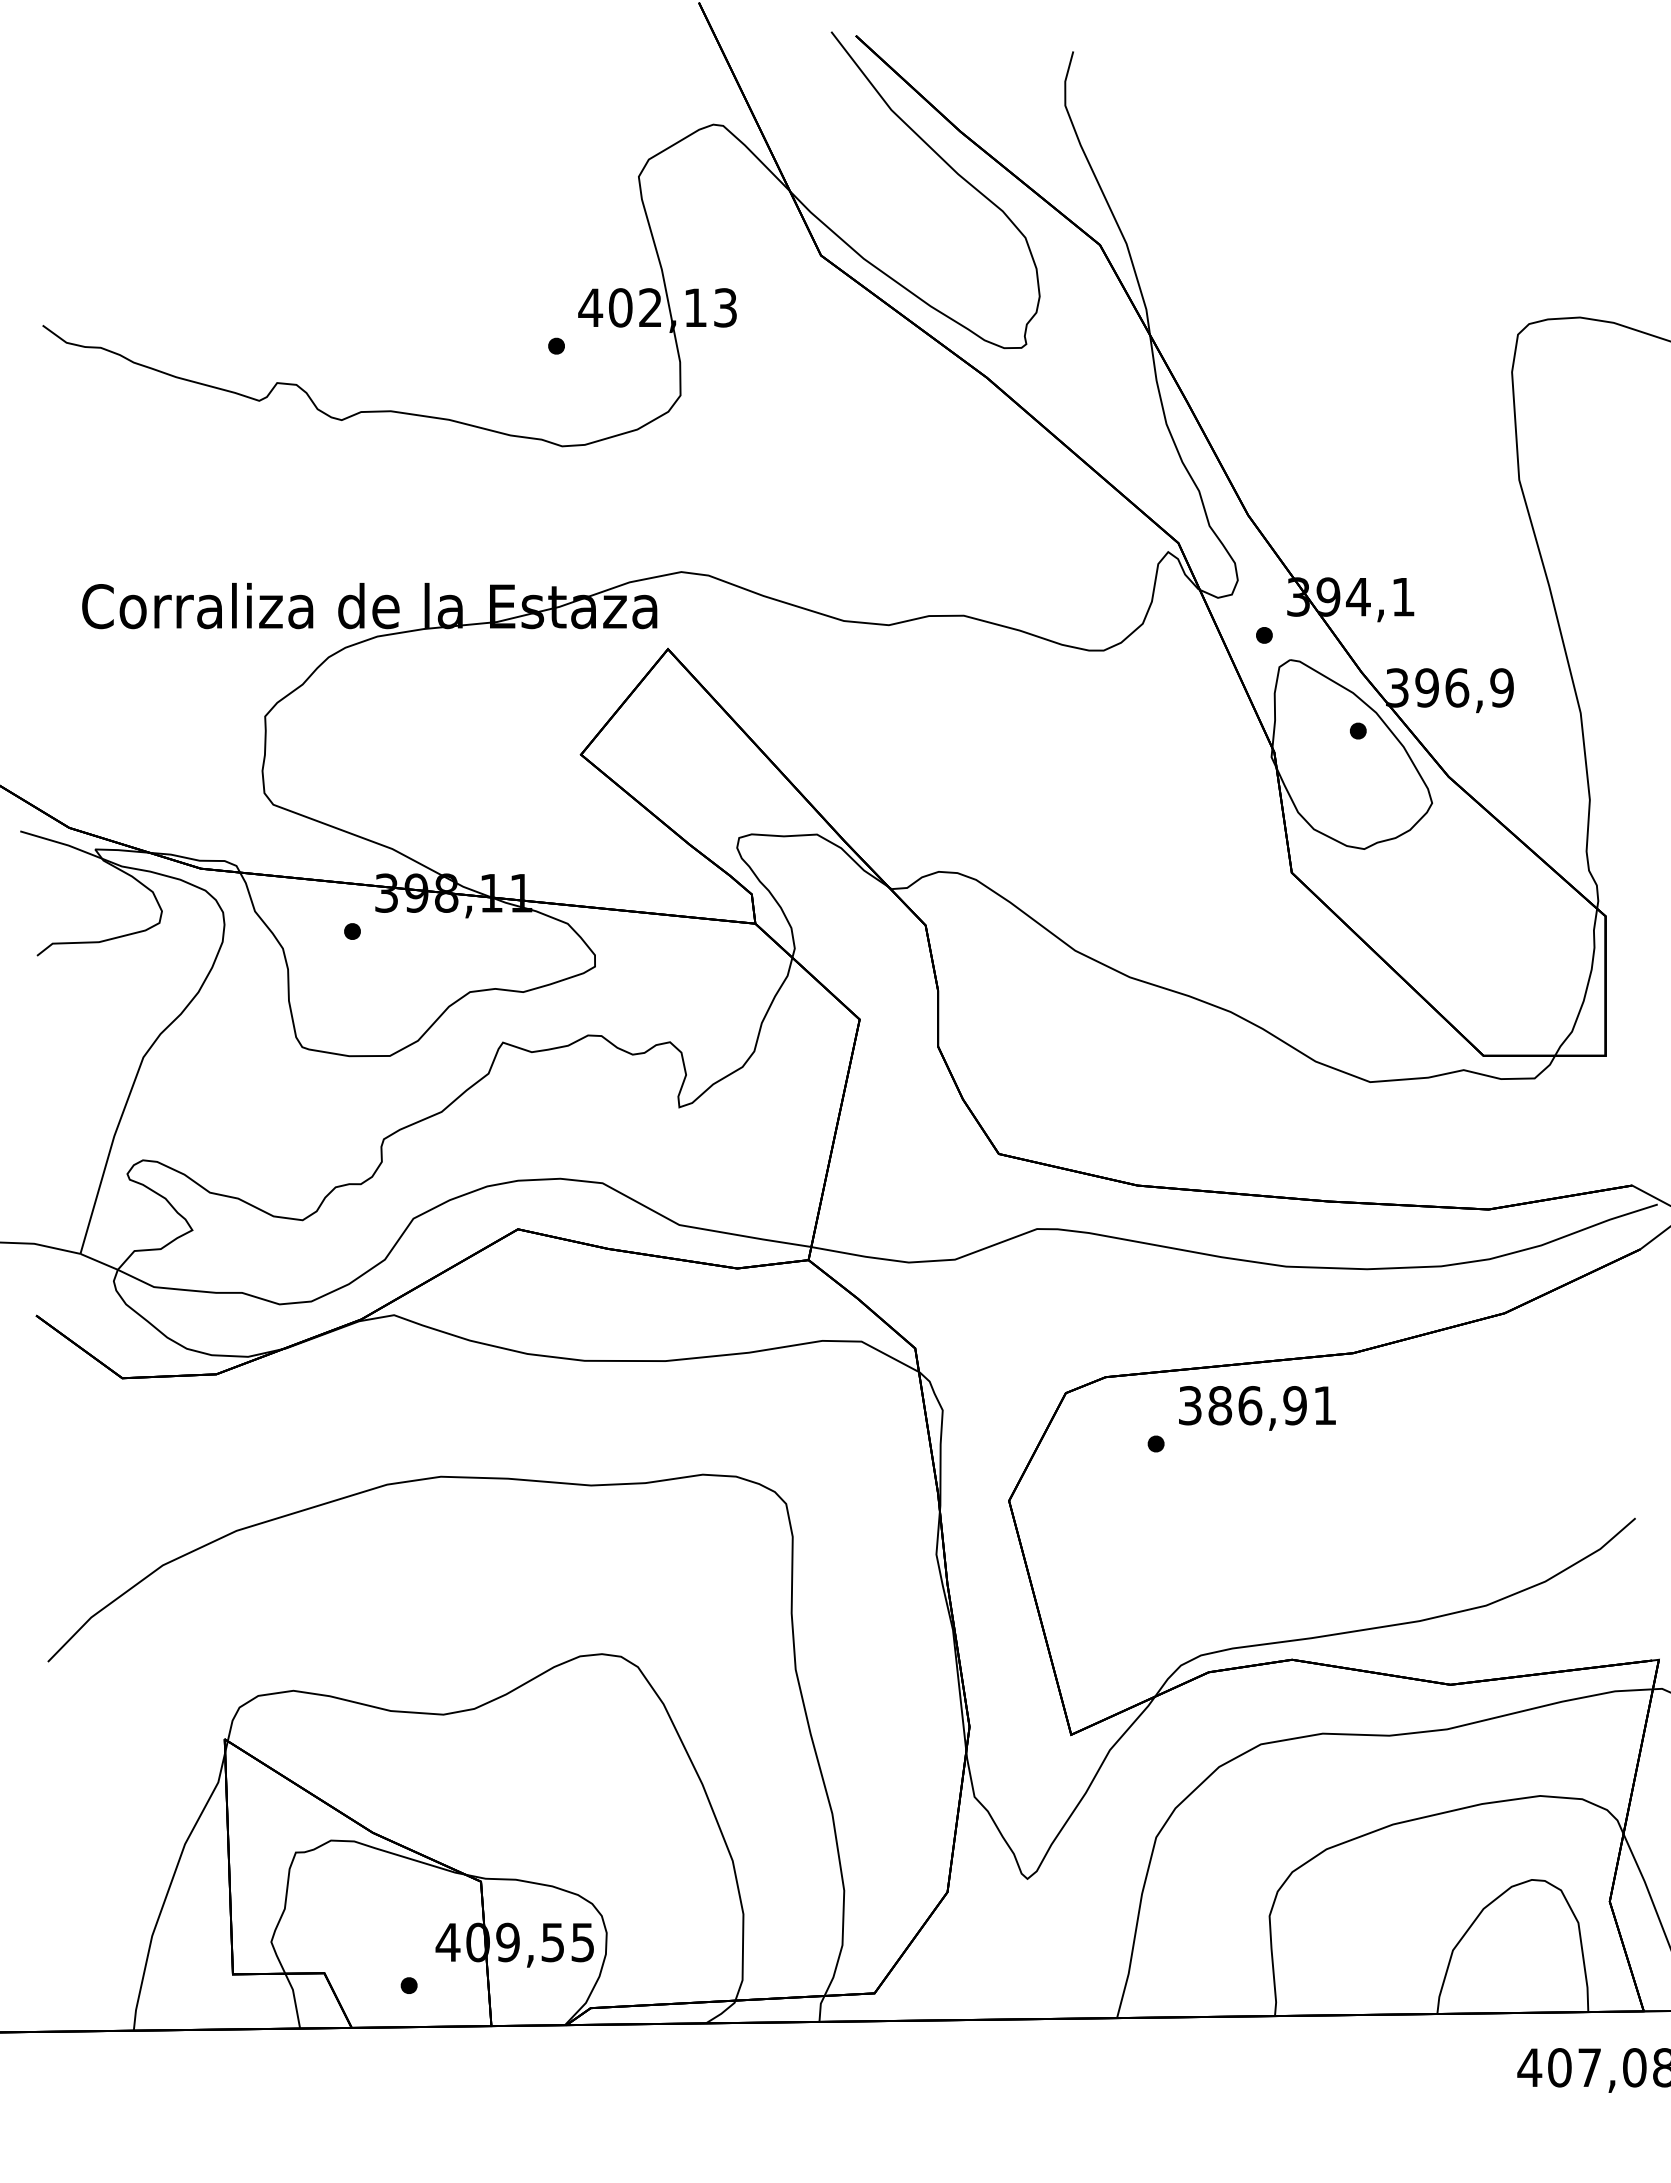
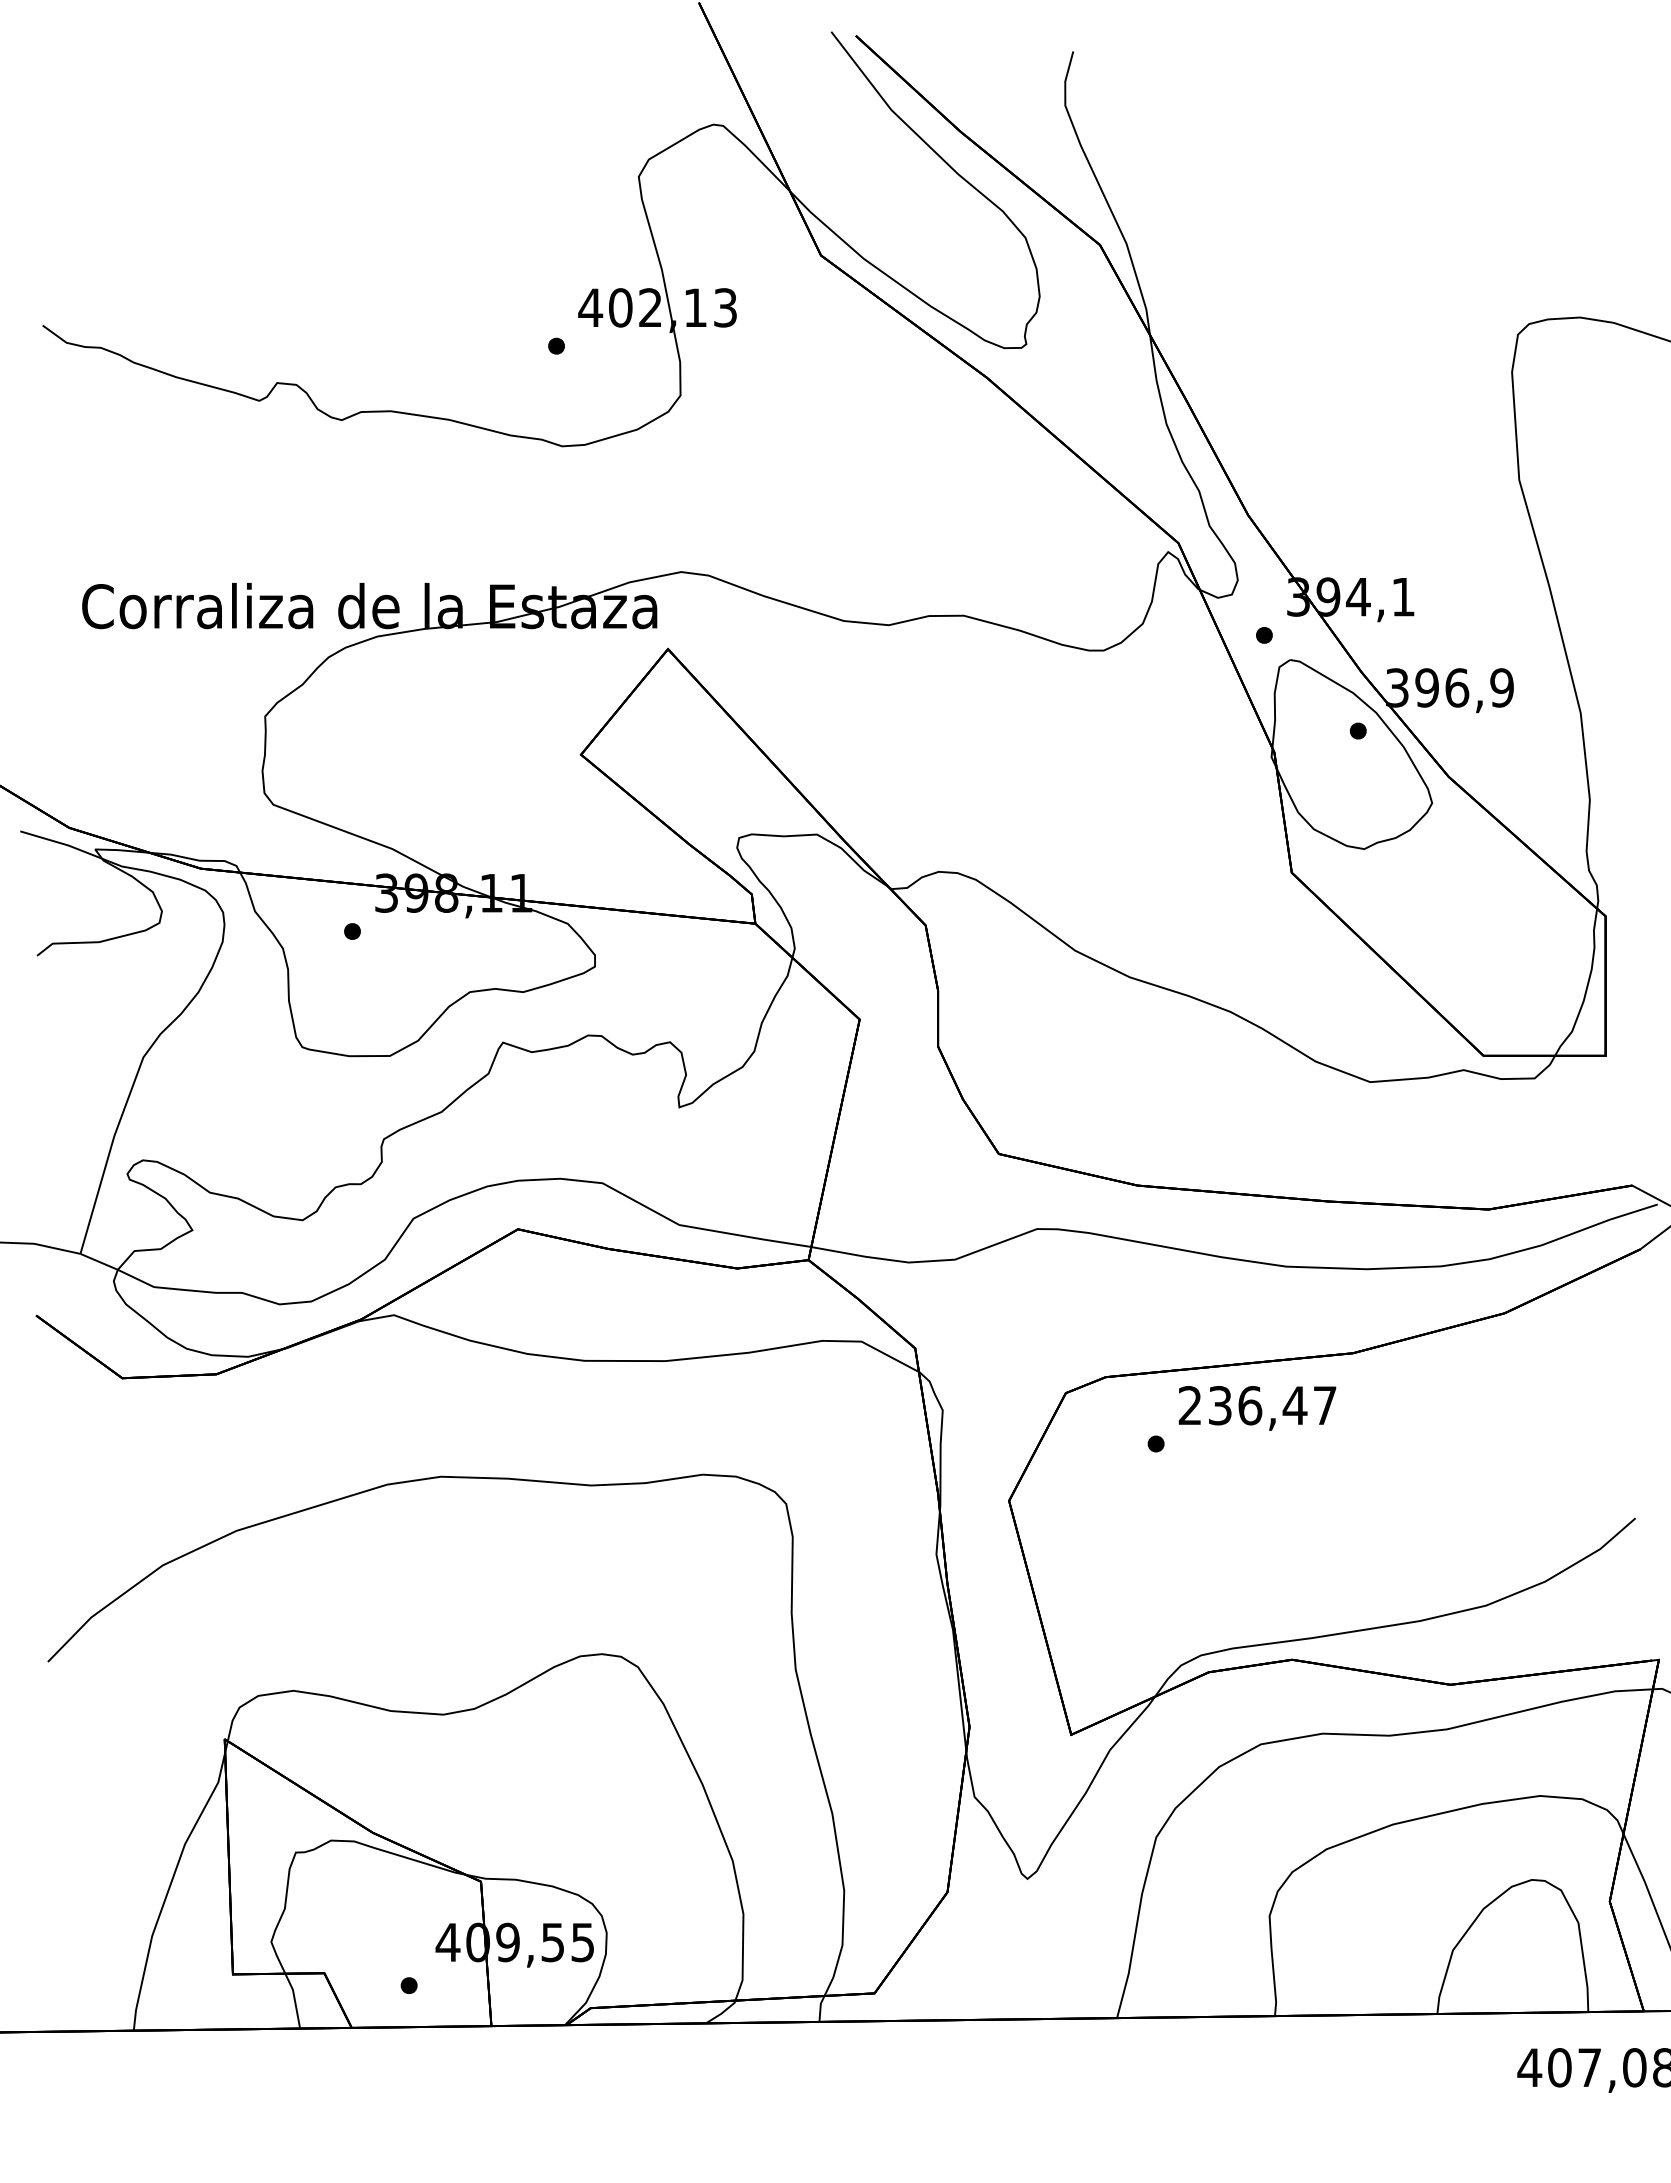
text: 386,91 -> 236,47 (1257, 1405)
